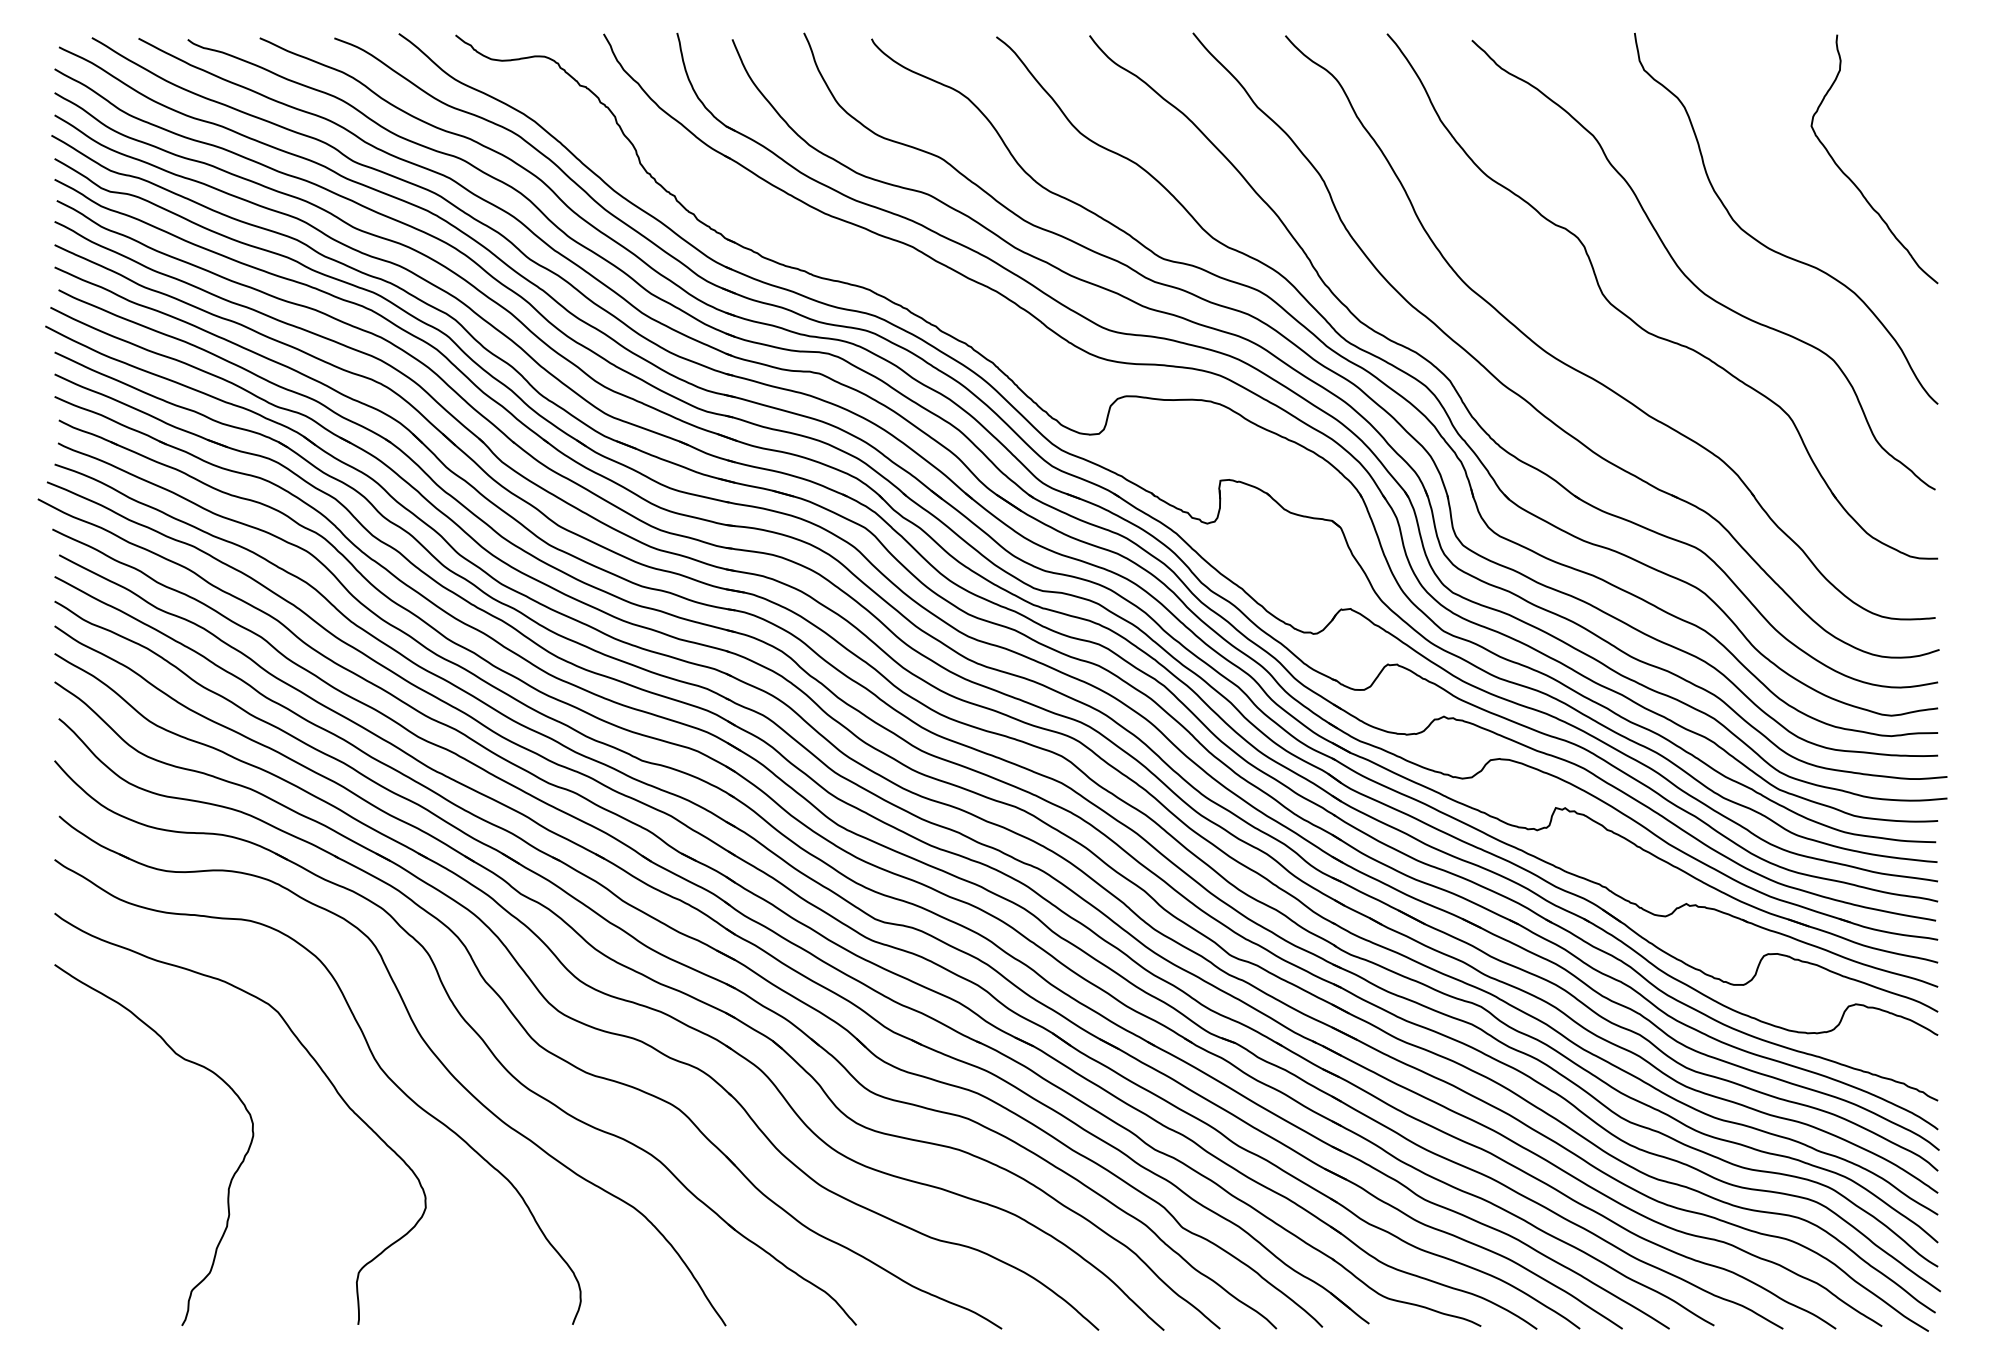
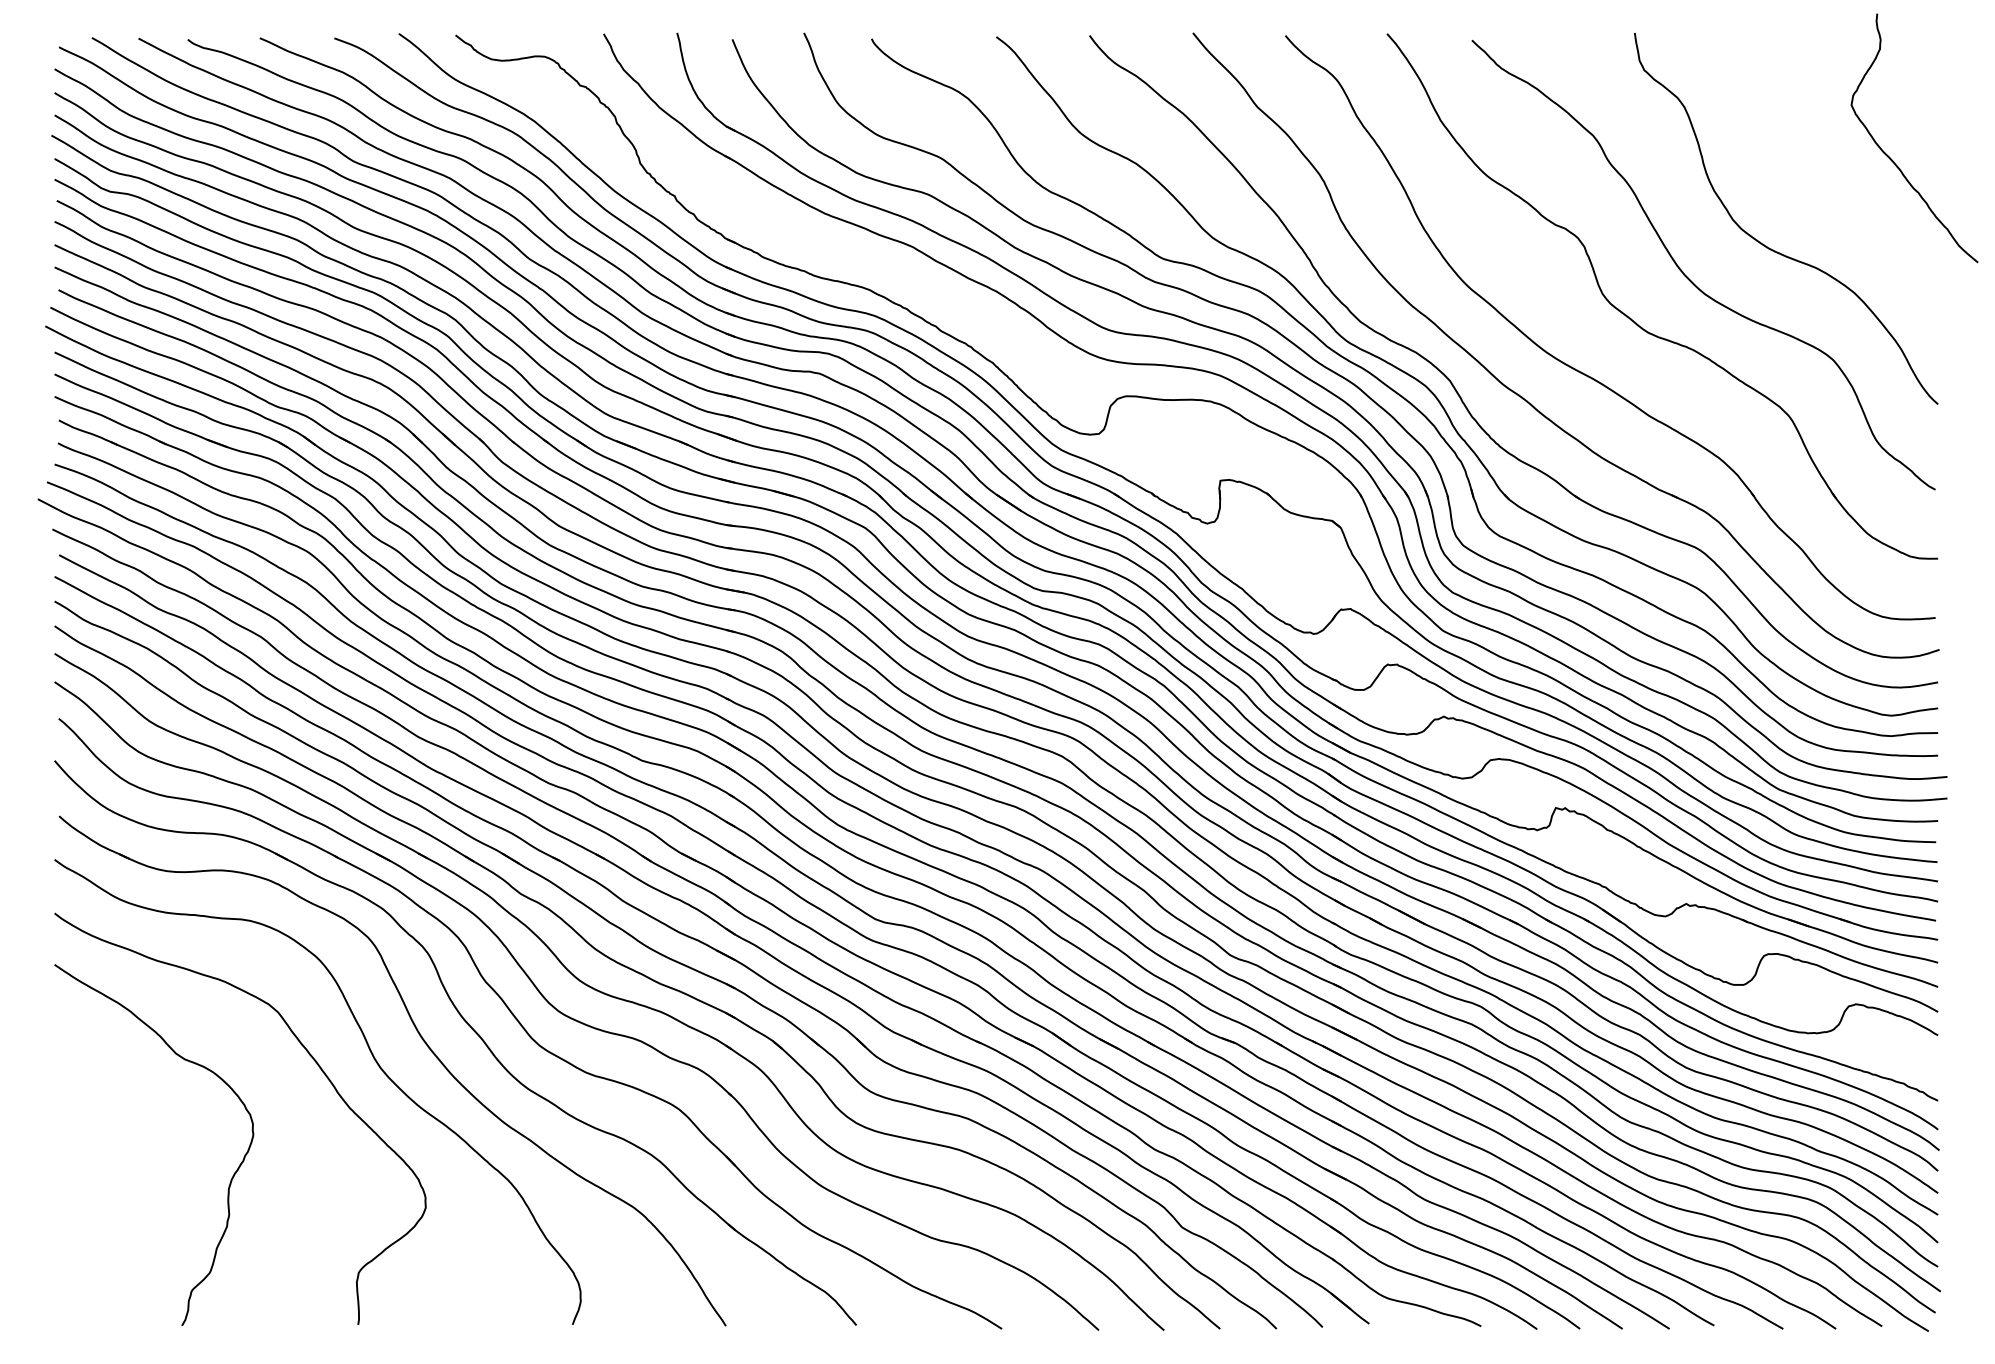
curve position: (1852, 180) -> (1892, 159) (1892, 159)
